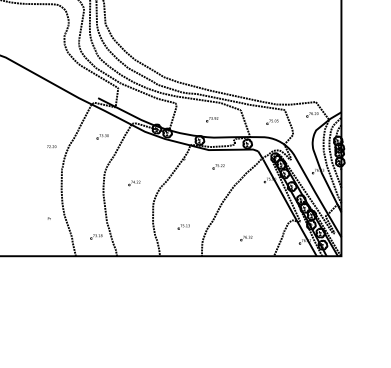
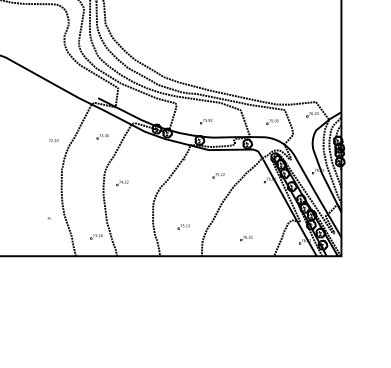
part position: (212, 119) -> (206, 121) (206, 121)
text position: (51, 146) -> (53, 140) (53, 140)
part position: (218, 166) -> (218, 175) (218, 175)
part position: (134, 183) -> (122, 183) (122, 183)
